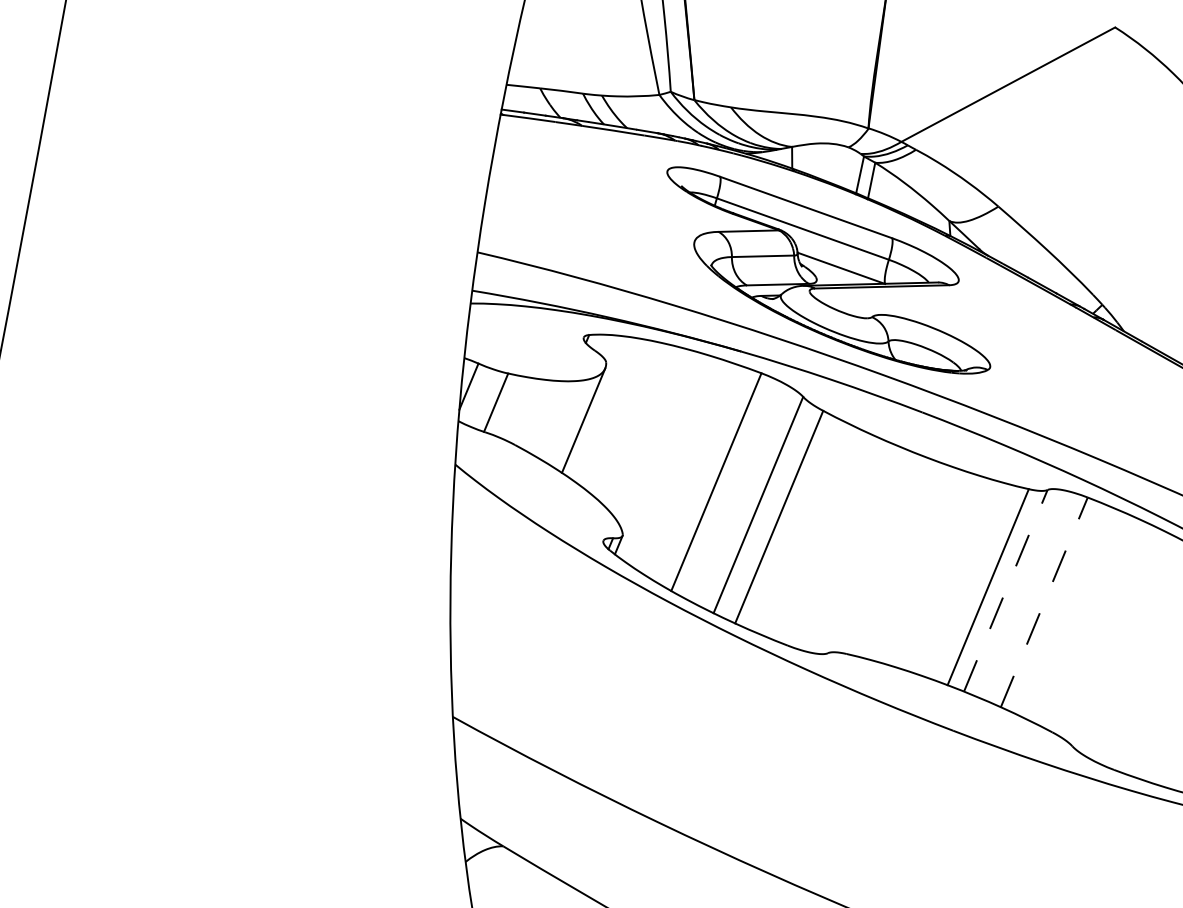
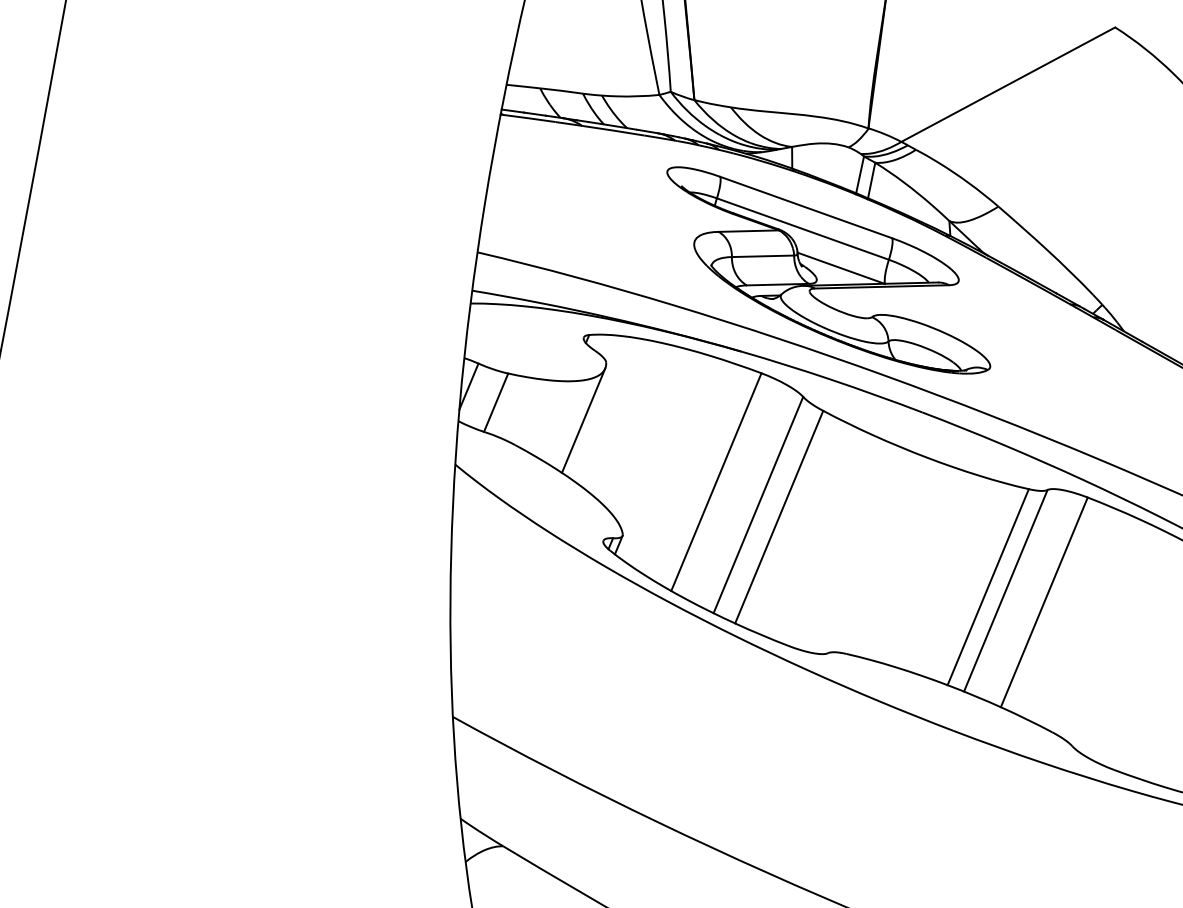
line: dashed -> solid (1005, 590)
line: dashed -> solid (1044, 601)
